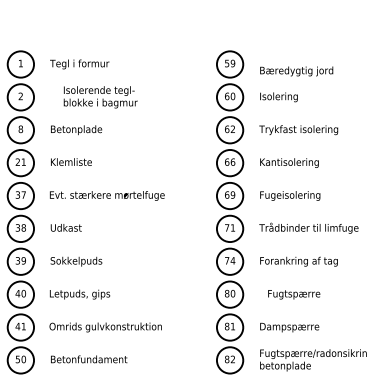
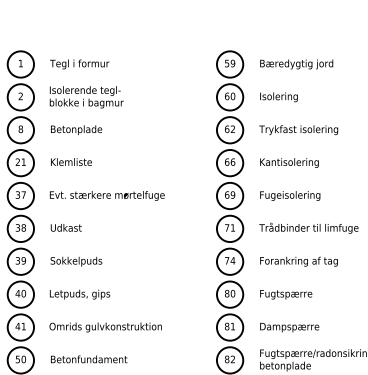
text position: (296, 71) -> (296, 64) (296, 64)
text position: (100, 97) -> (86, 97) (86, 97)
text position: (294, 294) -> (286, 294) (286, 294)
